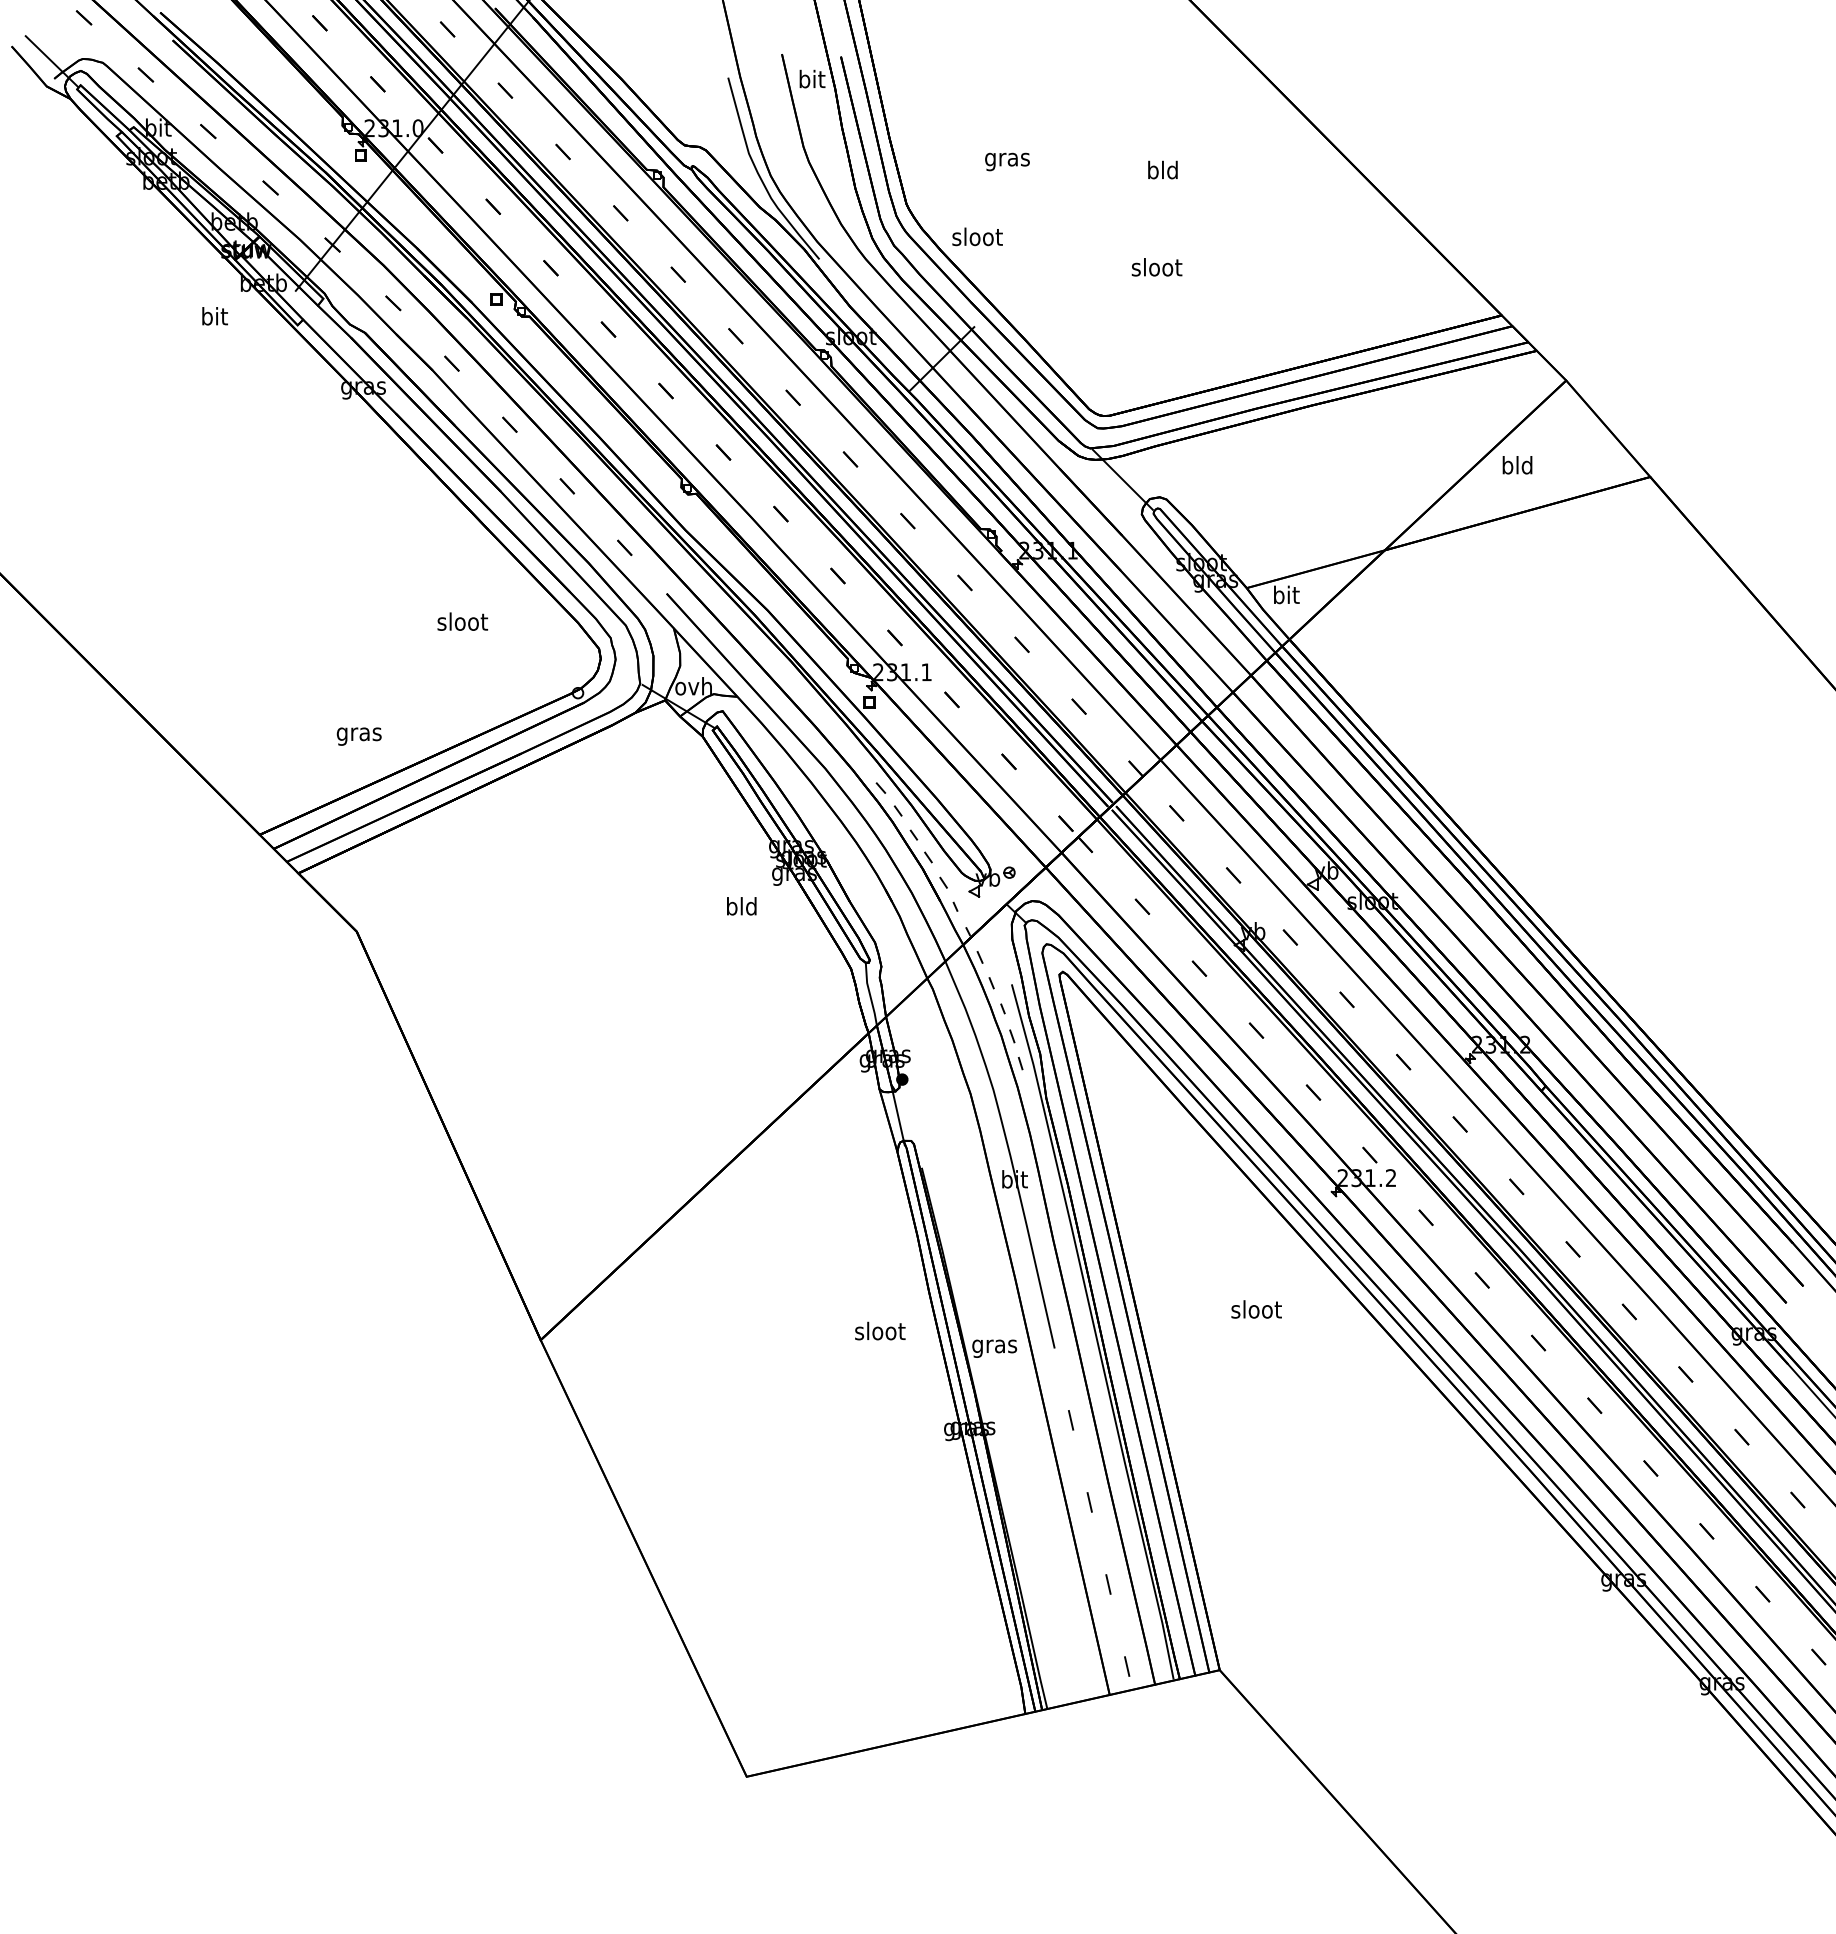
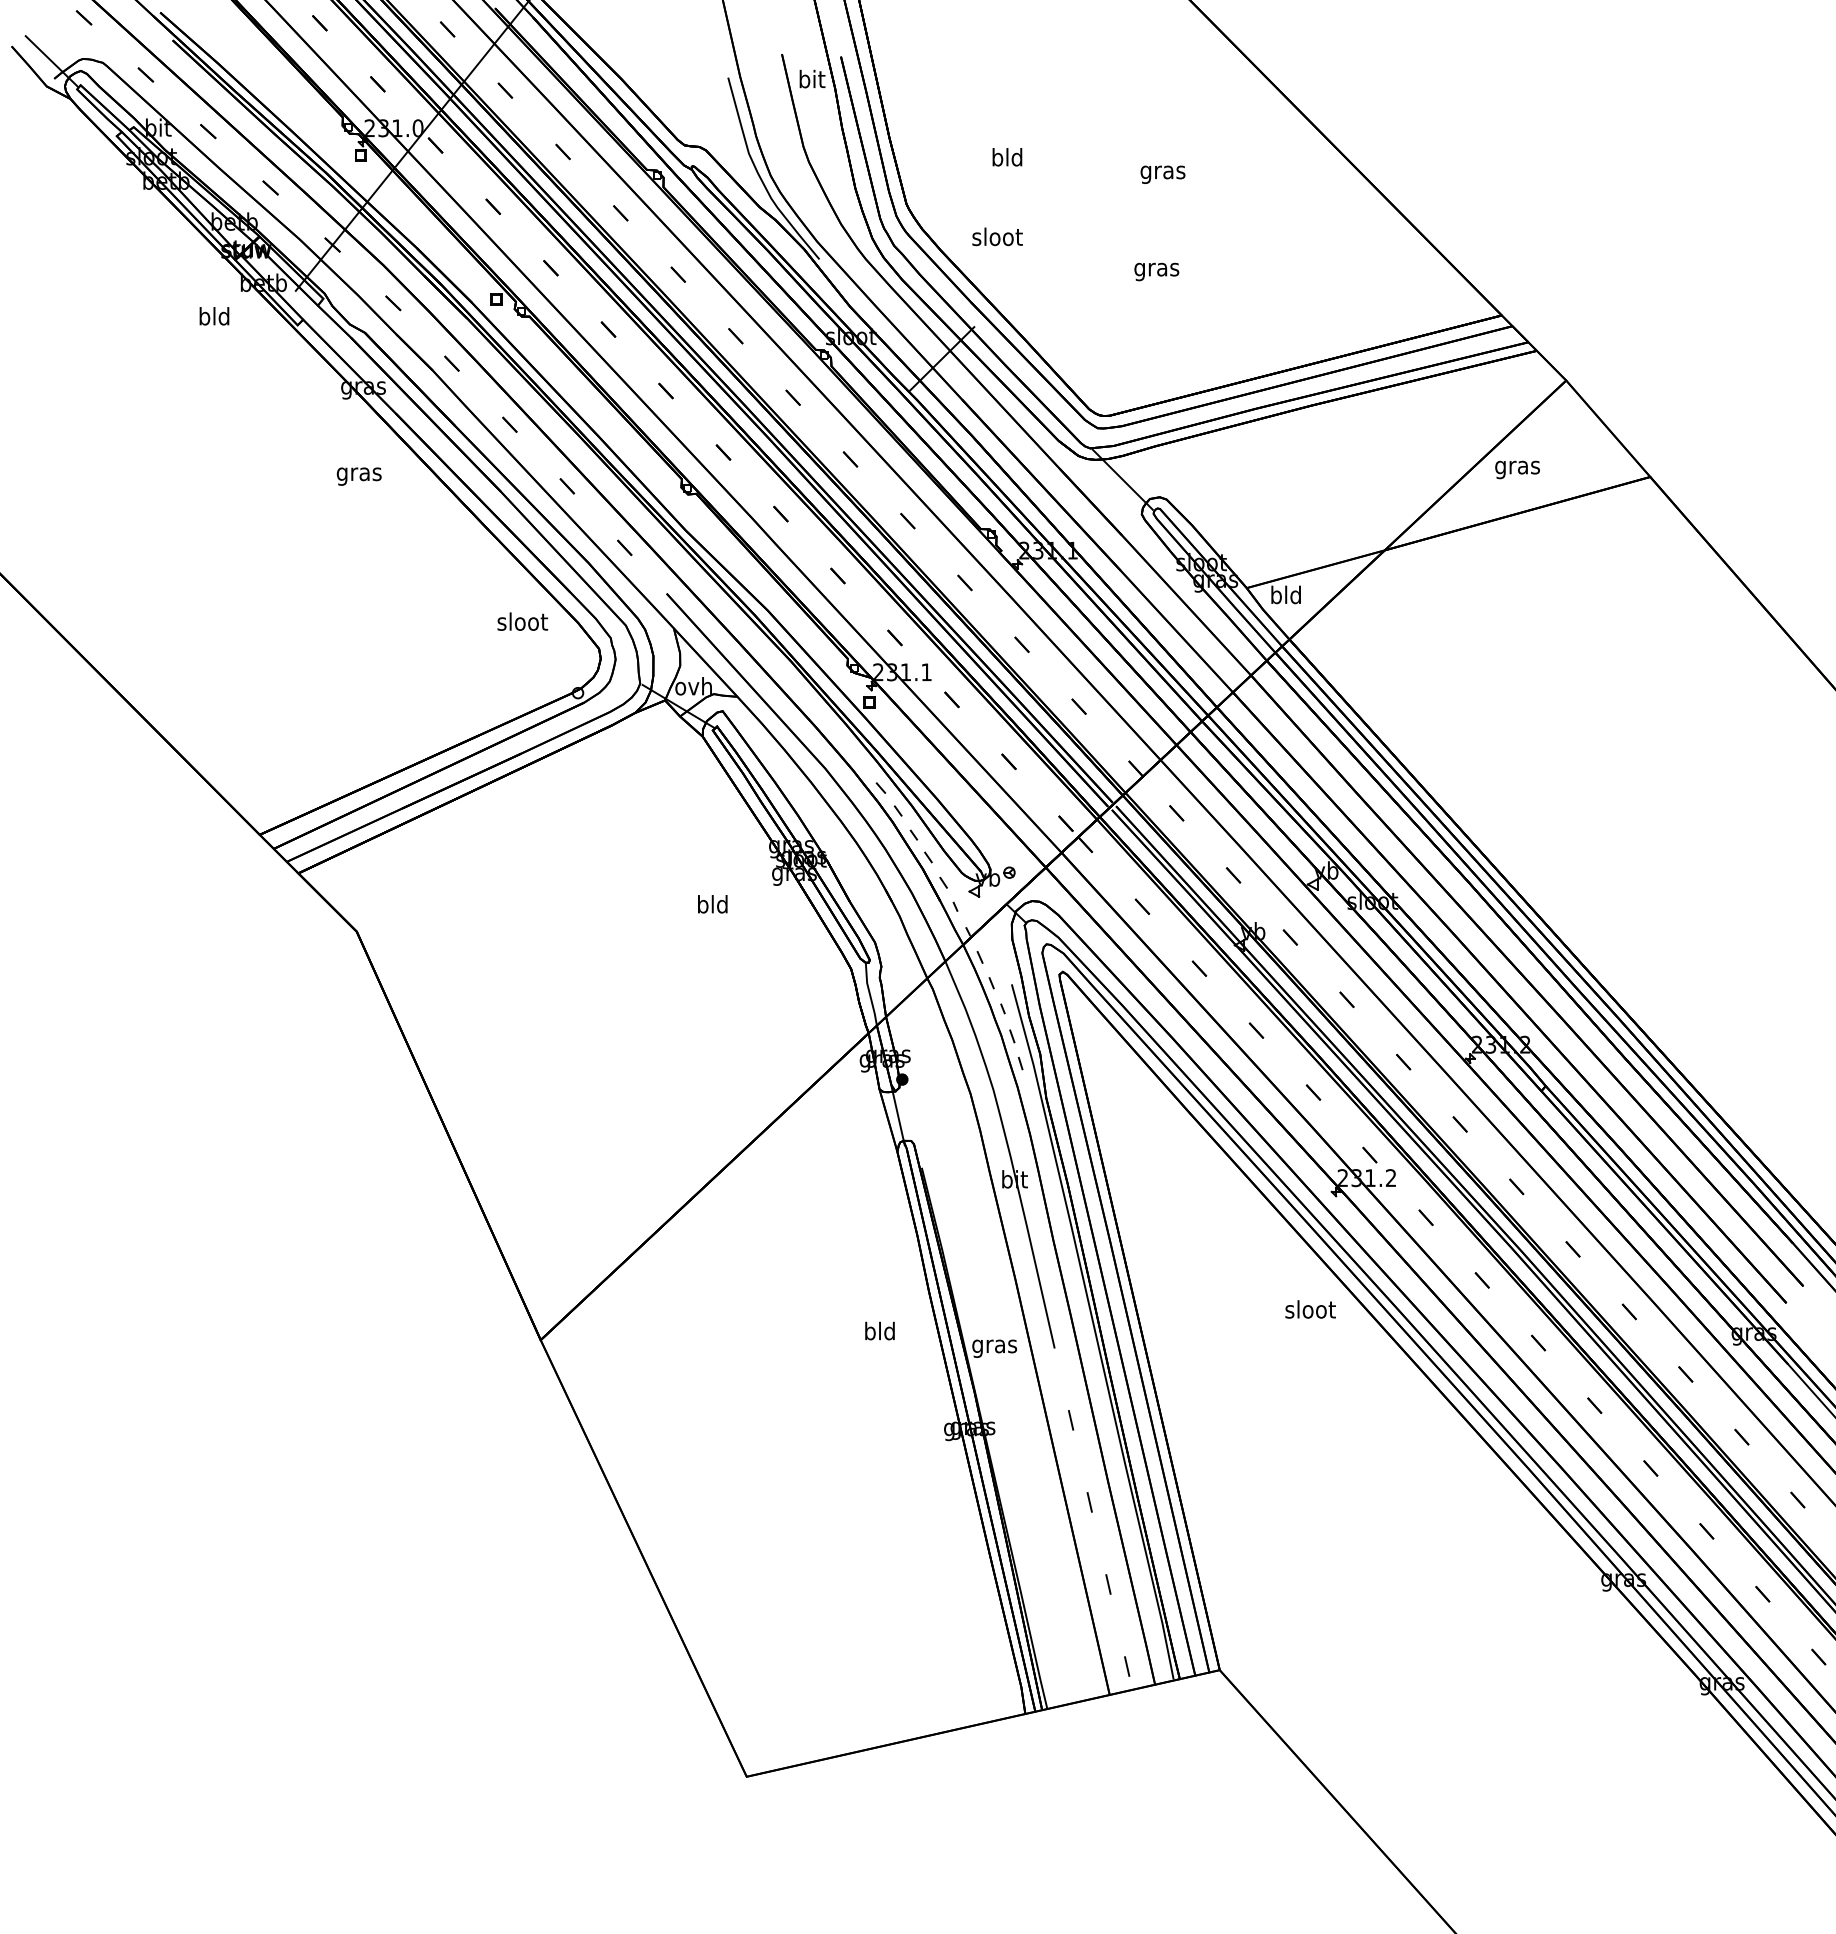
text: gras -> bld (1007, 159)
text: bld -> gras (1162, 171)
text position: (977, 236) -> (997, 236) (997, 236)
text: sloot -> gras (1156, 269)
text: bit -> bld (214, 316)
text: bld -> gras (1517, 467)
text: bit -> bld (1285, 594)
text position: (462, 621) -> (522, 621) (522, 621)
text position: (358, 736) -> (358, 476) (358, 476)
text position: (741, 906) -> (712, 904) (712, 904)
text position: (1256, 1309) -> (1310, 1309) (1310, 1309)
text: sloot -> bld (880, 1330)
